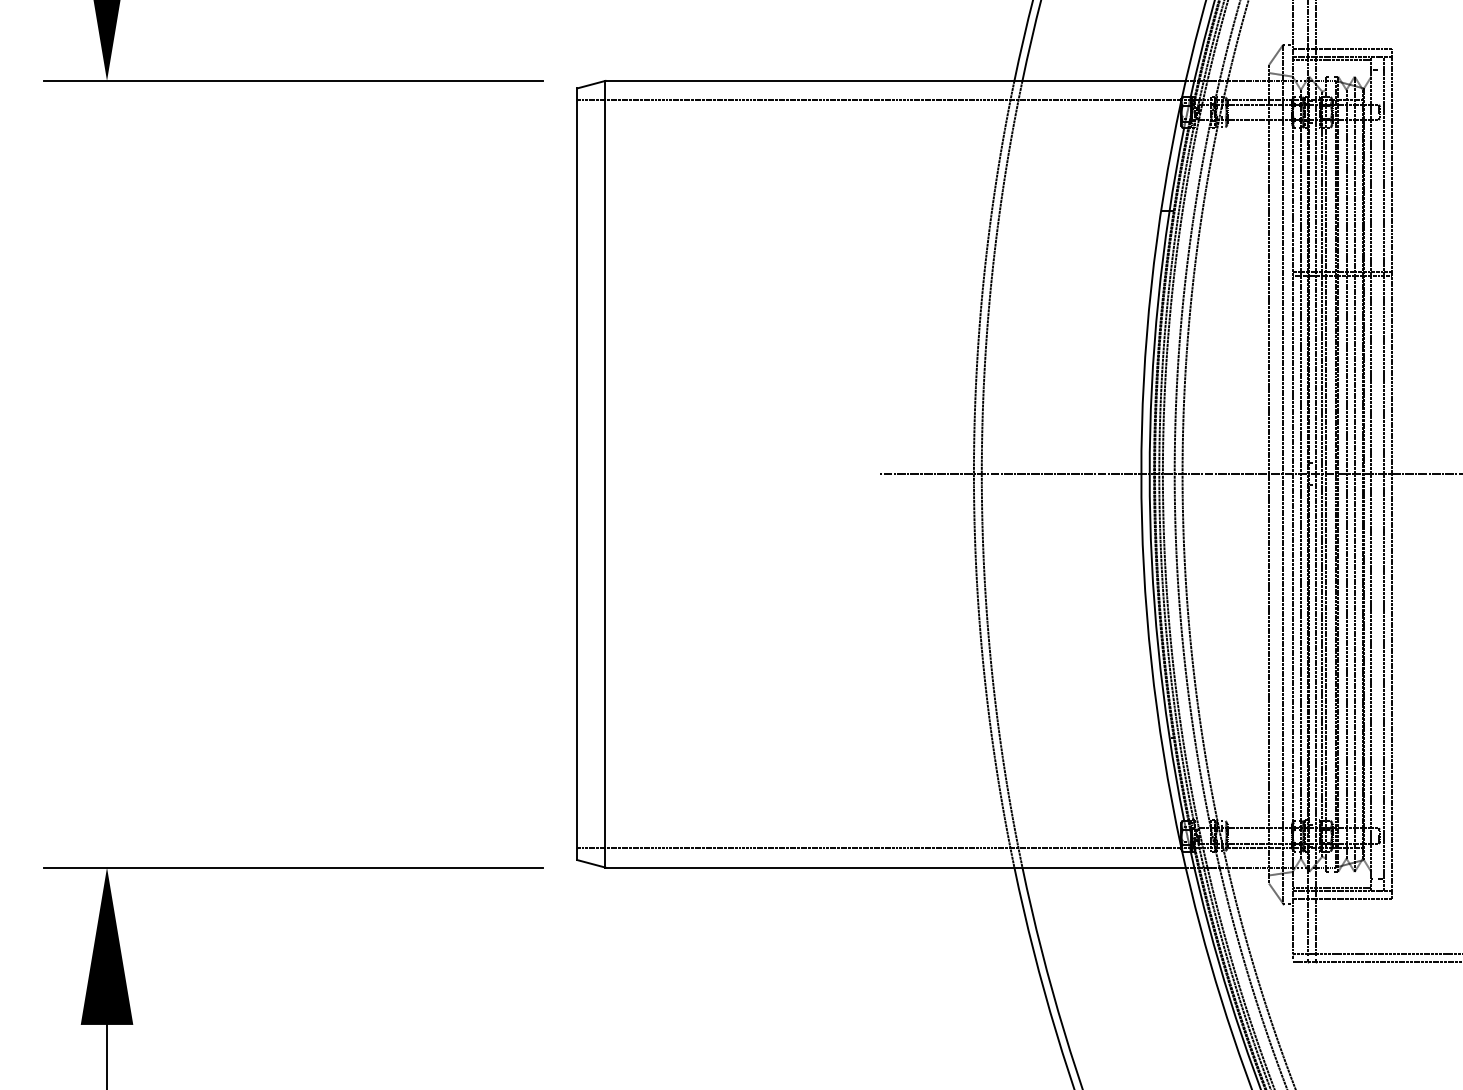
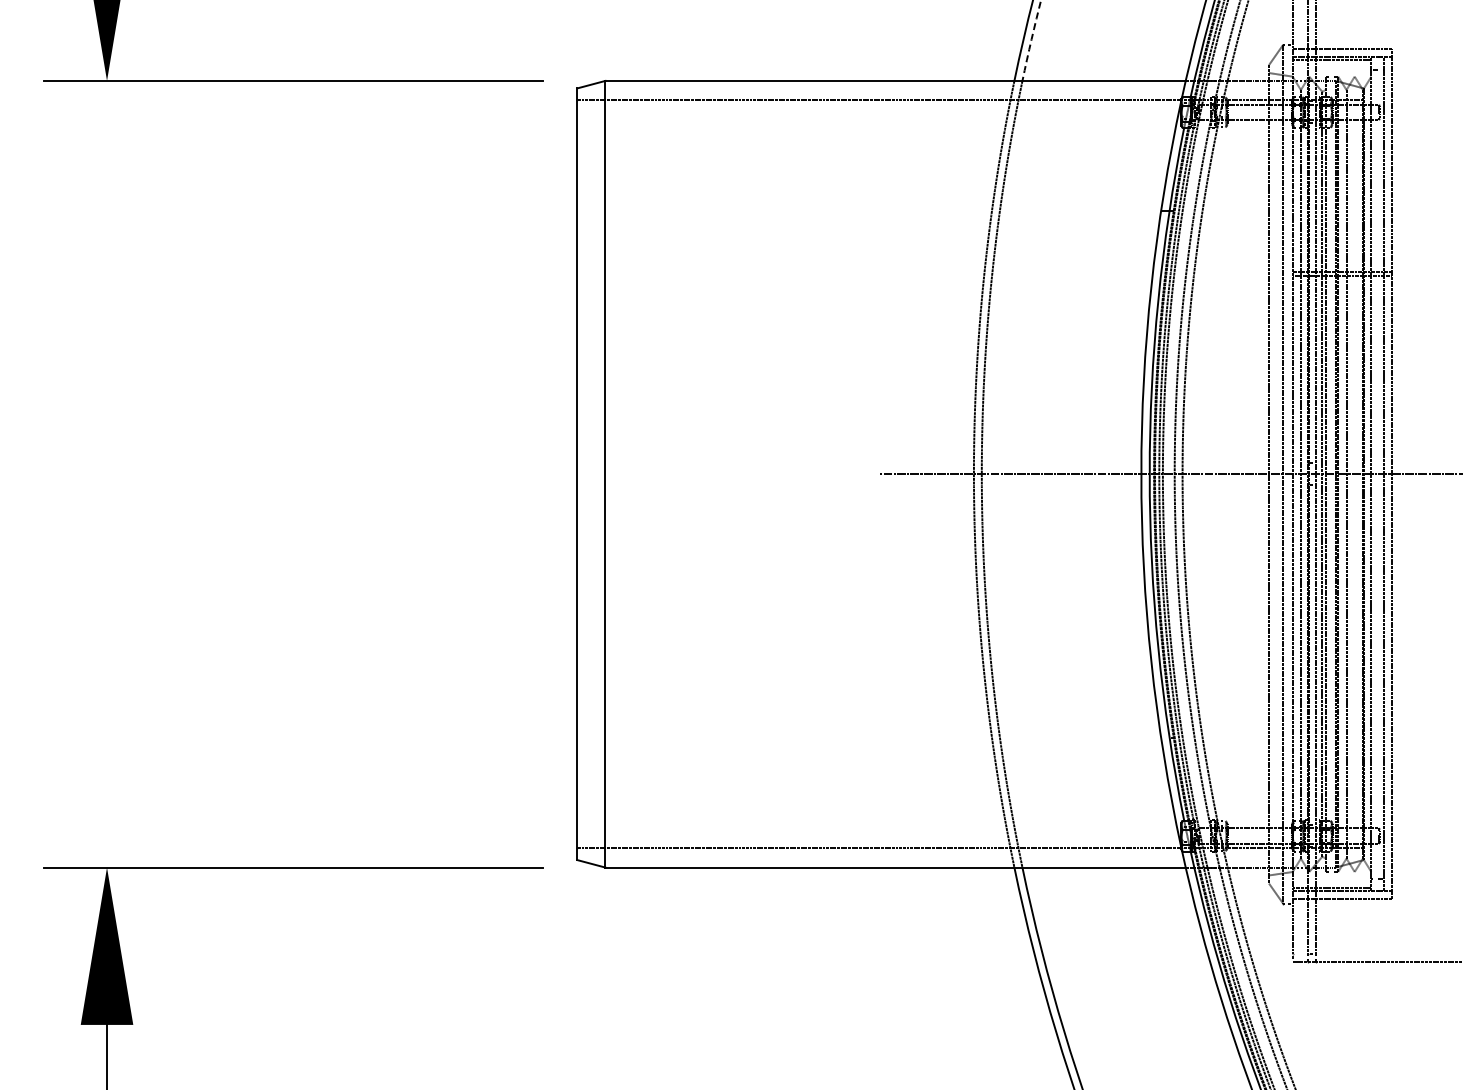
arc: solid -> dashed (1031, 40)
line: present -> none (1354, 473)
line: present -> none (1375, 954)
